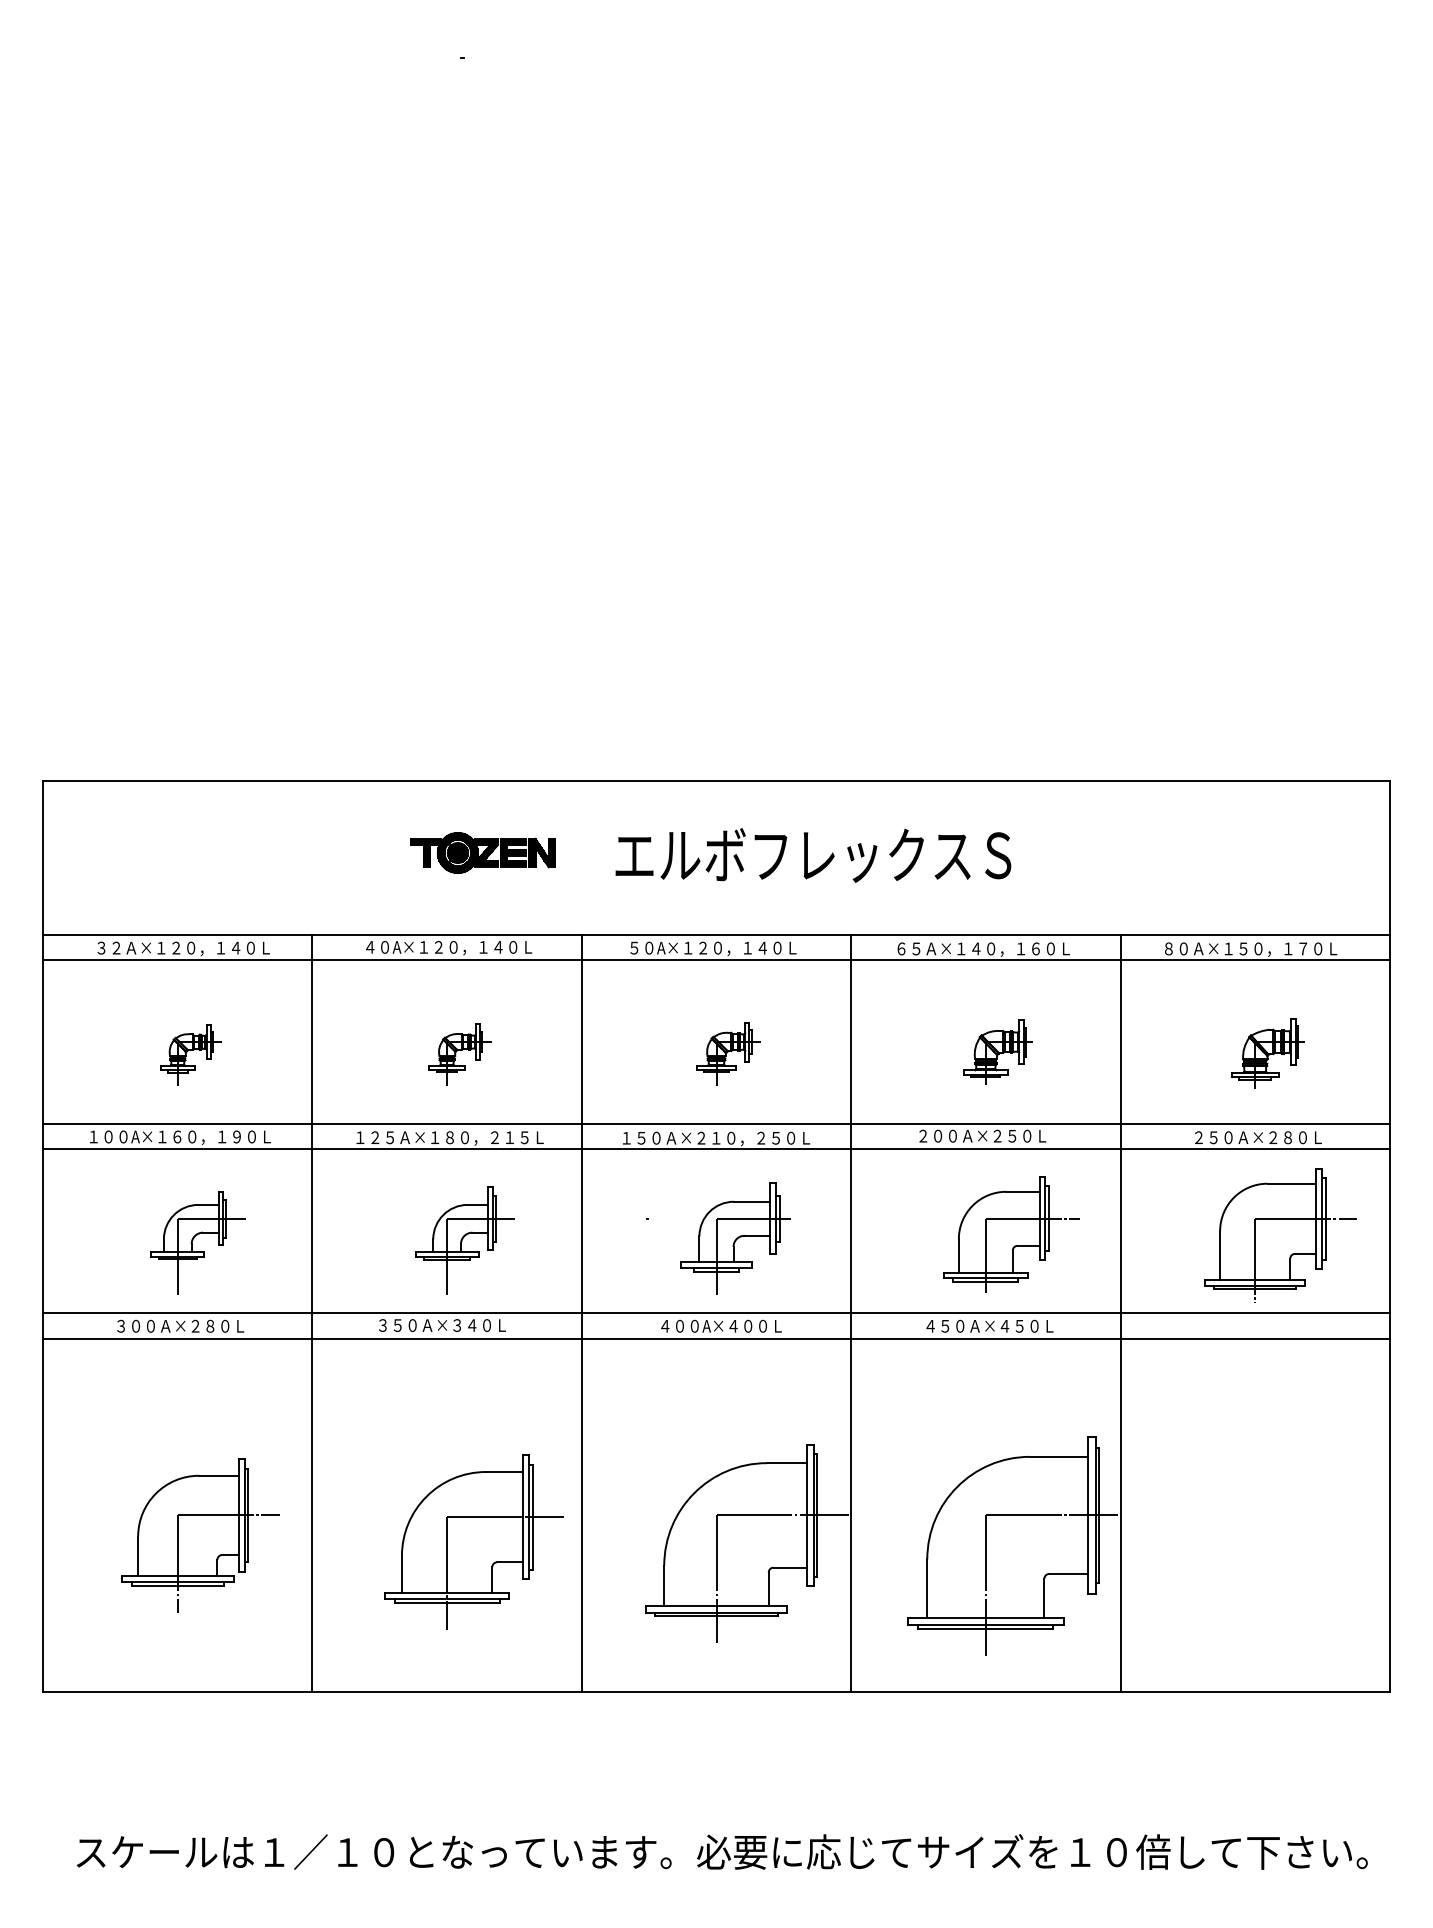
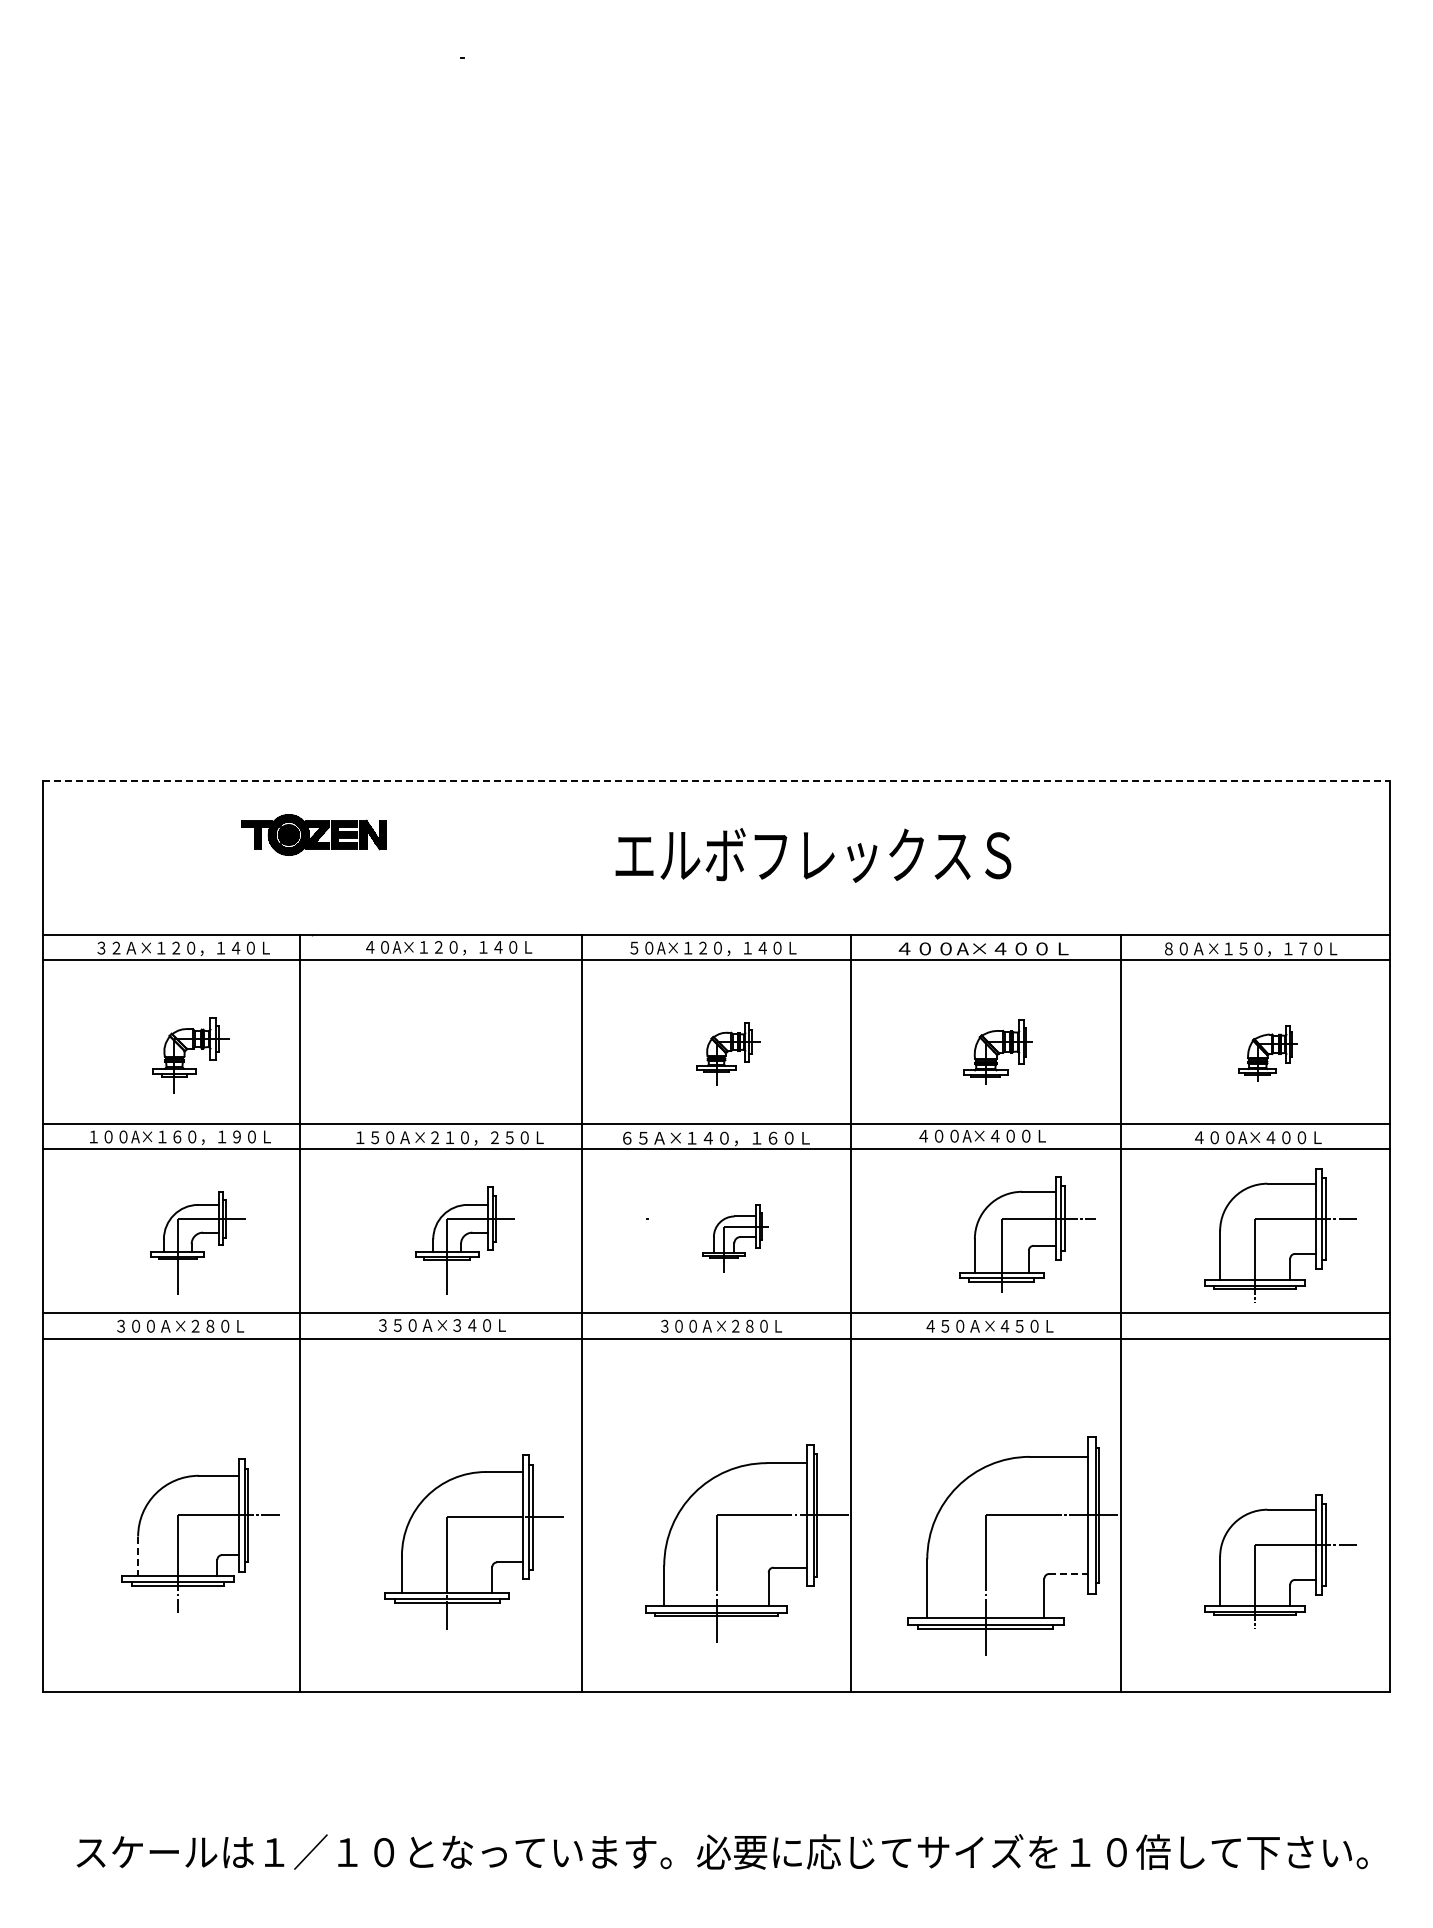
line: solid -> dashed (716, 780)
part position: (482, 852) -> (313, 834) (313, 834)
text: ６５Ａ×１４０，１６０Ｌ -> ４００A×４００Ｌ (983, 949)
part size: 74x71 px -> 60x57 px (1267, 1053)
part size: 62x62 px -> 78x77 px (190, 1055)
part: present -> none (459, 1054)
text: ２００Ａ×２５０Ｌ -> ４００A×４００Ｌ (982, 1135)
text: １２５Ａ×１８０，２１５Ｌ -> １５０Ａ×２１０，２５０Ｌ (449, 1137)
text: ２５０Ａ×２８０Ｌ -> ４００A×４００Ｌ (1258, 1137)
text: １５０Ａ×２１０，２５０Ｌ -> ６５Ａ×１４０，１６０Ｌ (716, 1138)
part position: (1011, 1234) -> (1027, 1234) (1027, 1234)
part size: 111x113 px -> 67x69 px (735, 1238)
line position: (312, 1313) -> (300, 1313) (300, 1313)
text: ４００A×４００Ｌ -> ３００Ａ×２８０Ｌ (718, 1325)
line: solid -> dashed (138, 1556)
part: none -> present (1280, 1561)
line: solid -> dashed (1069, 1573)
